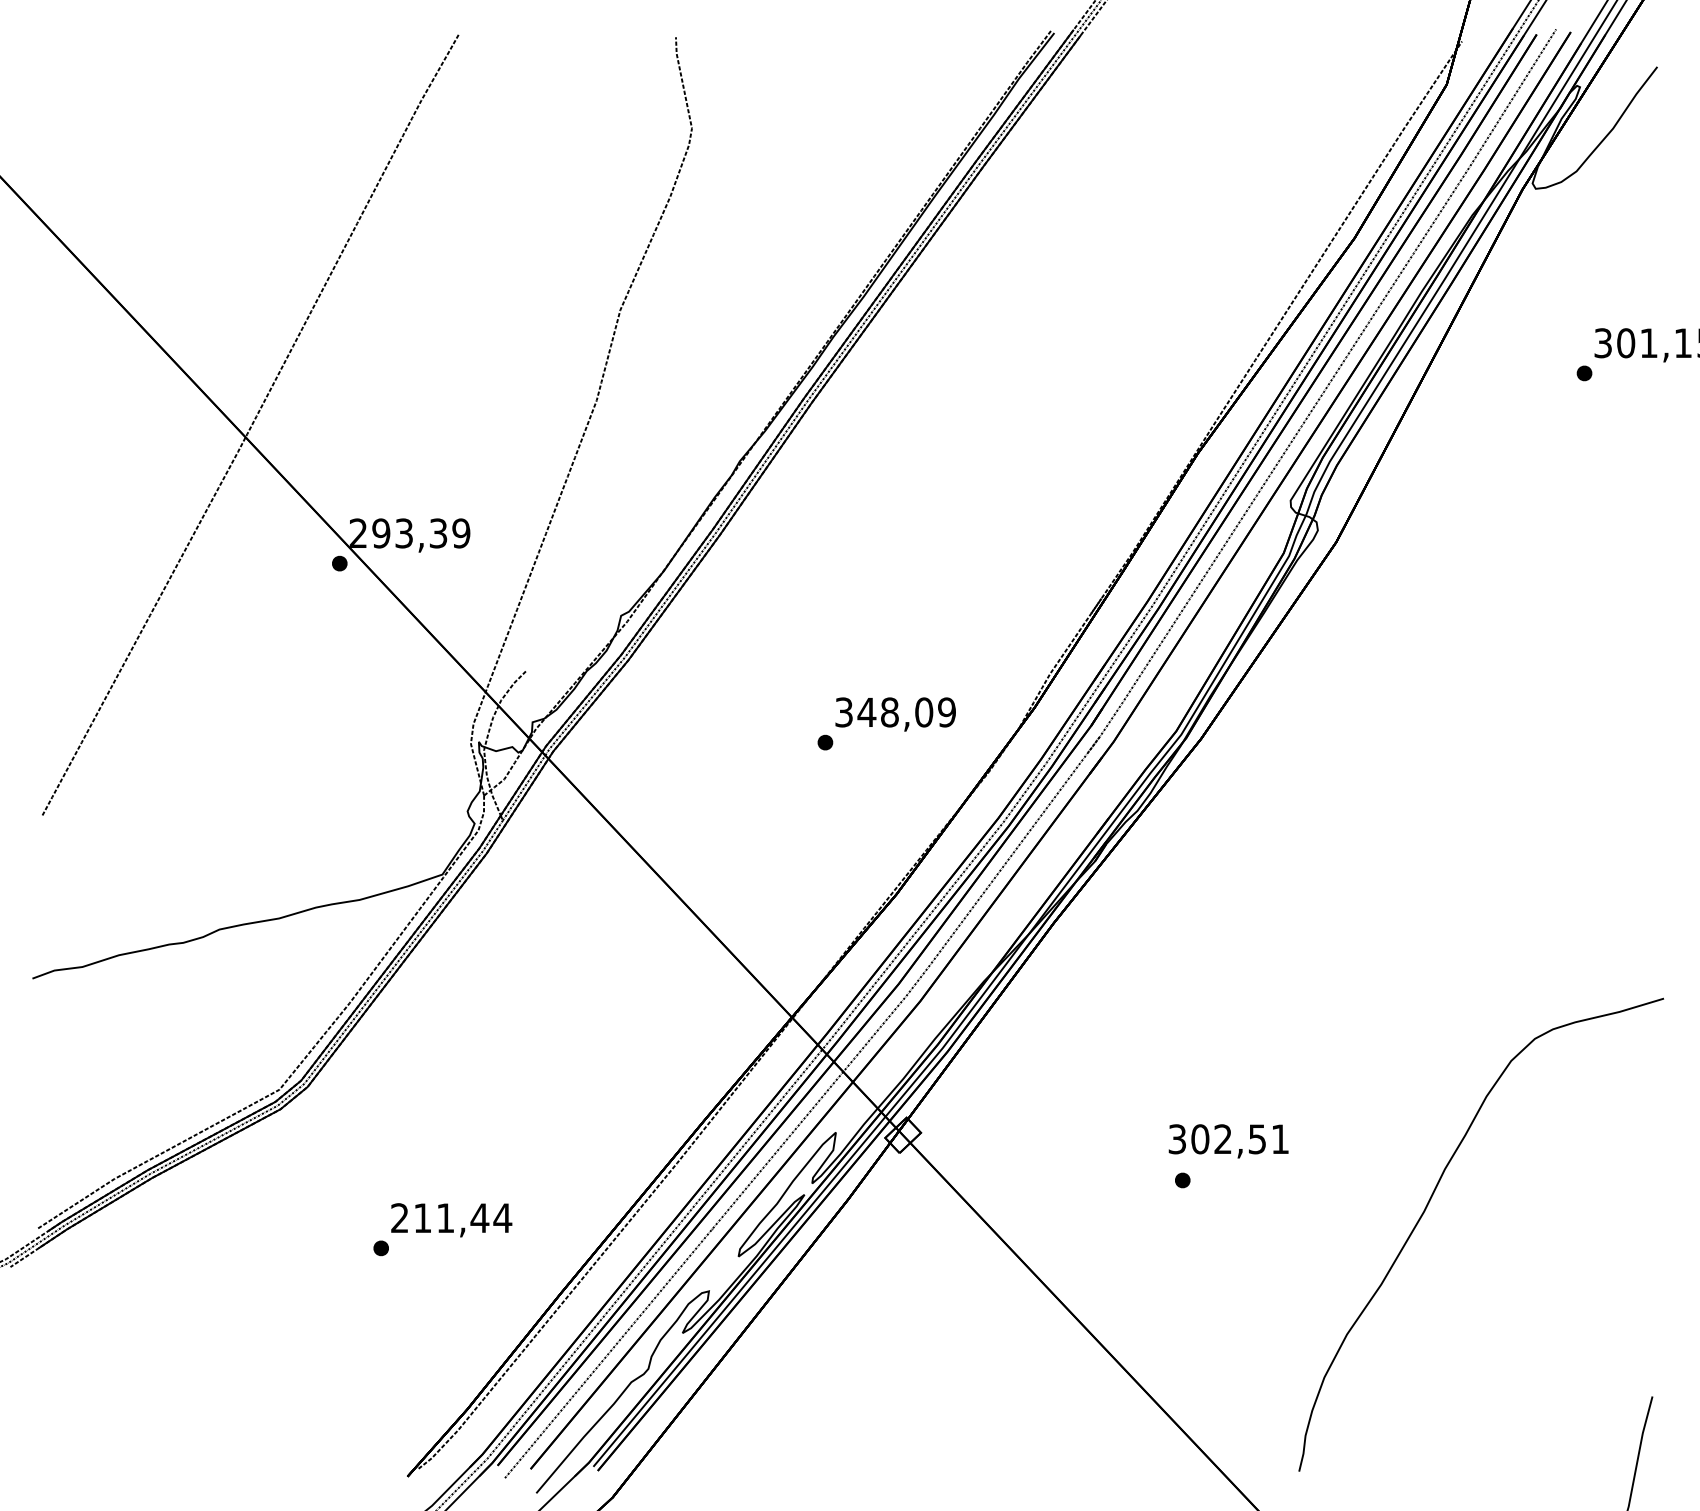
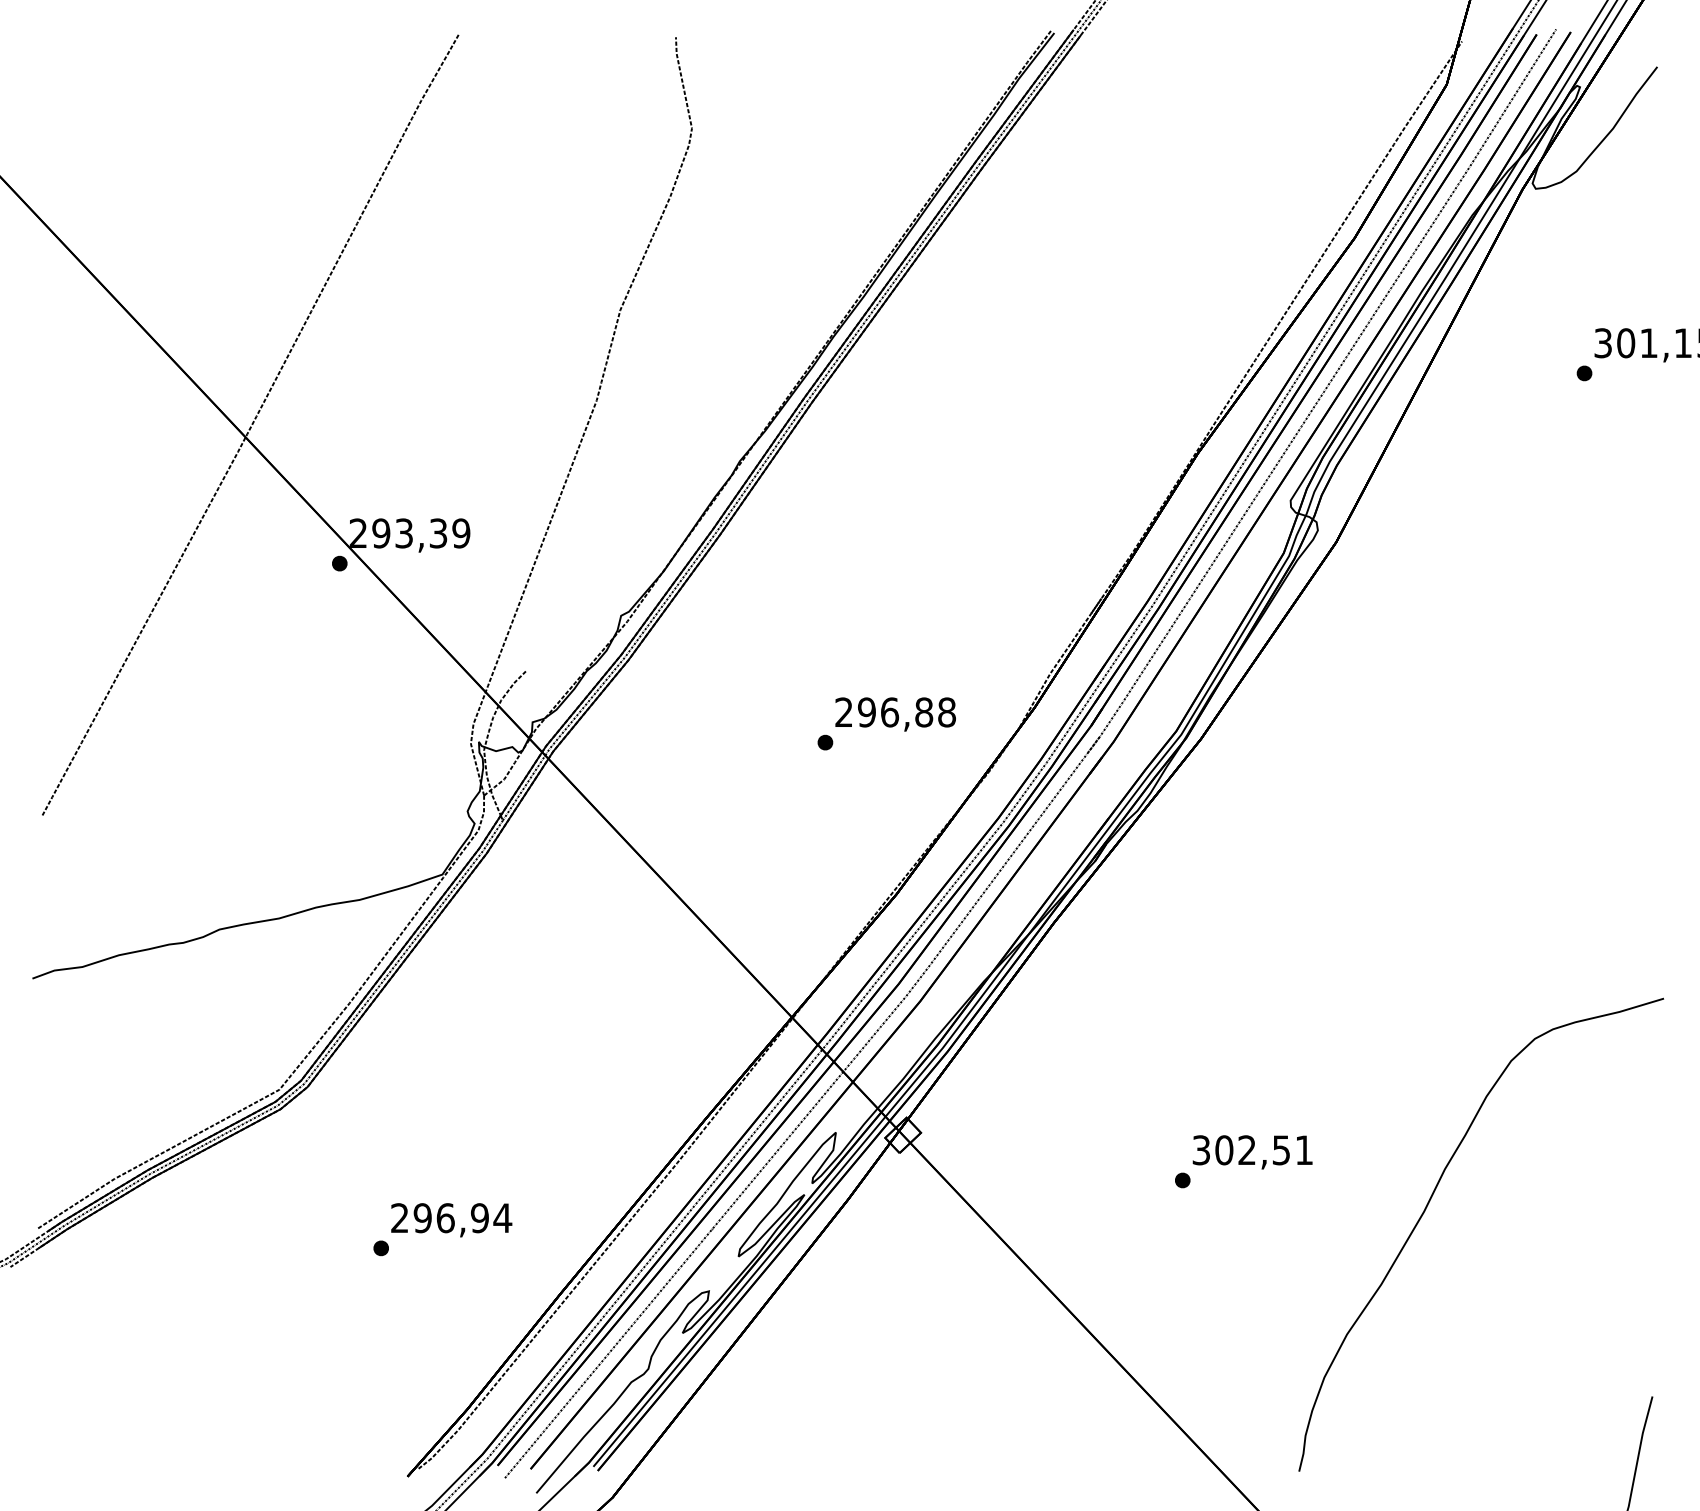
text: 348,09 -> 296,88 (895, 712)
text position: (1228, 1141) -> (1252, 1152) (1252, 1152)
text: 211,44 -> 296,94 (451, 1218)
